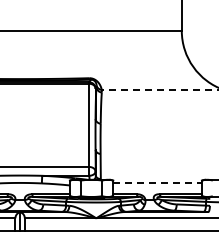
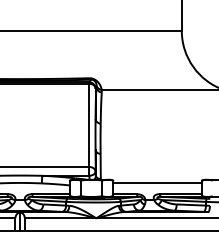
line: dashed -> solid (160, 89)
line: dashed -> solid (158, 182)
